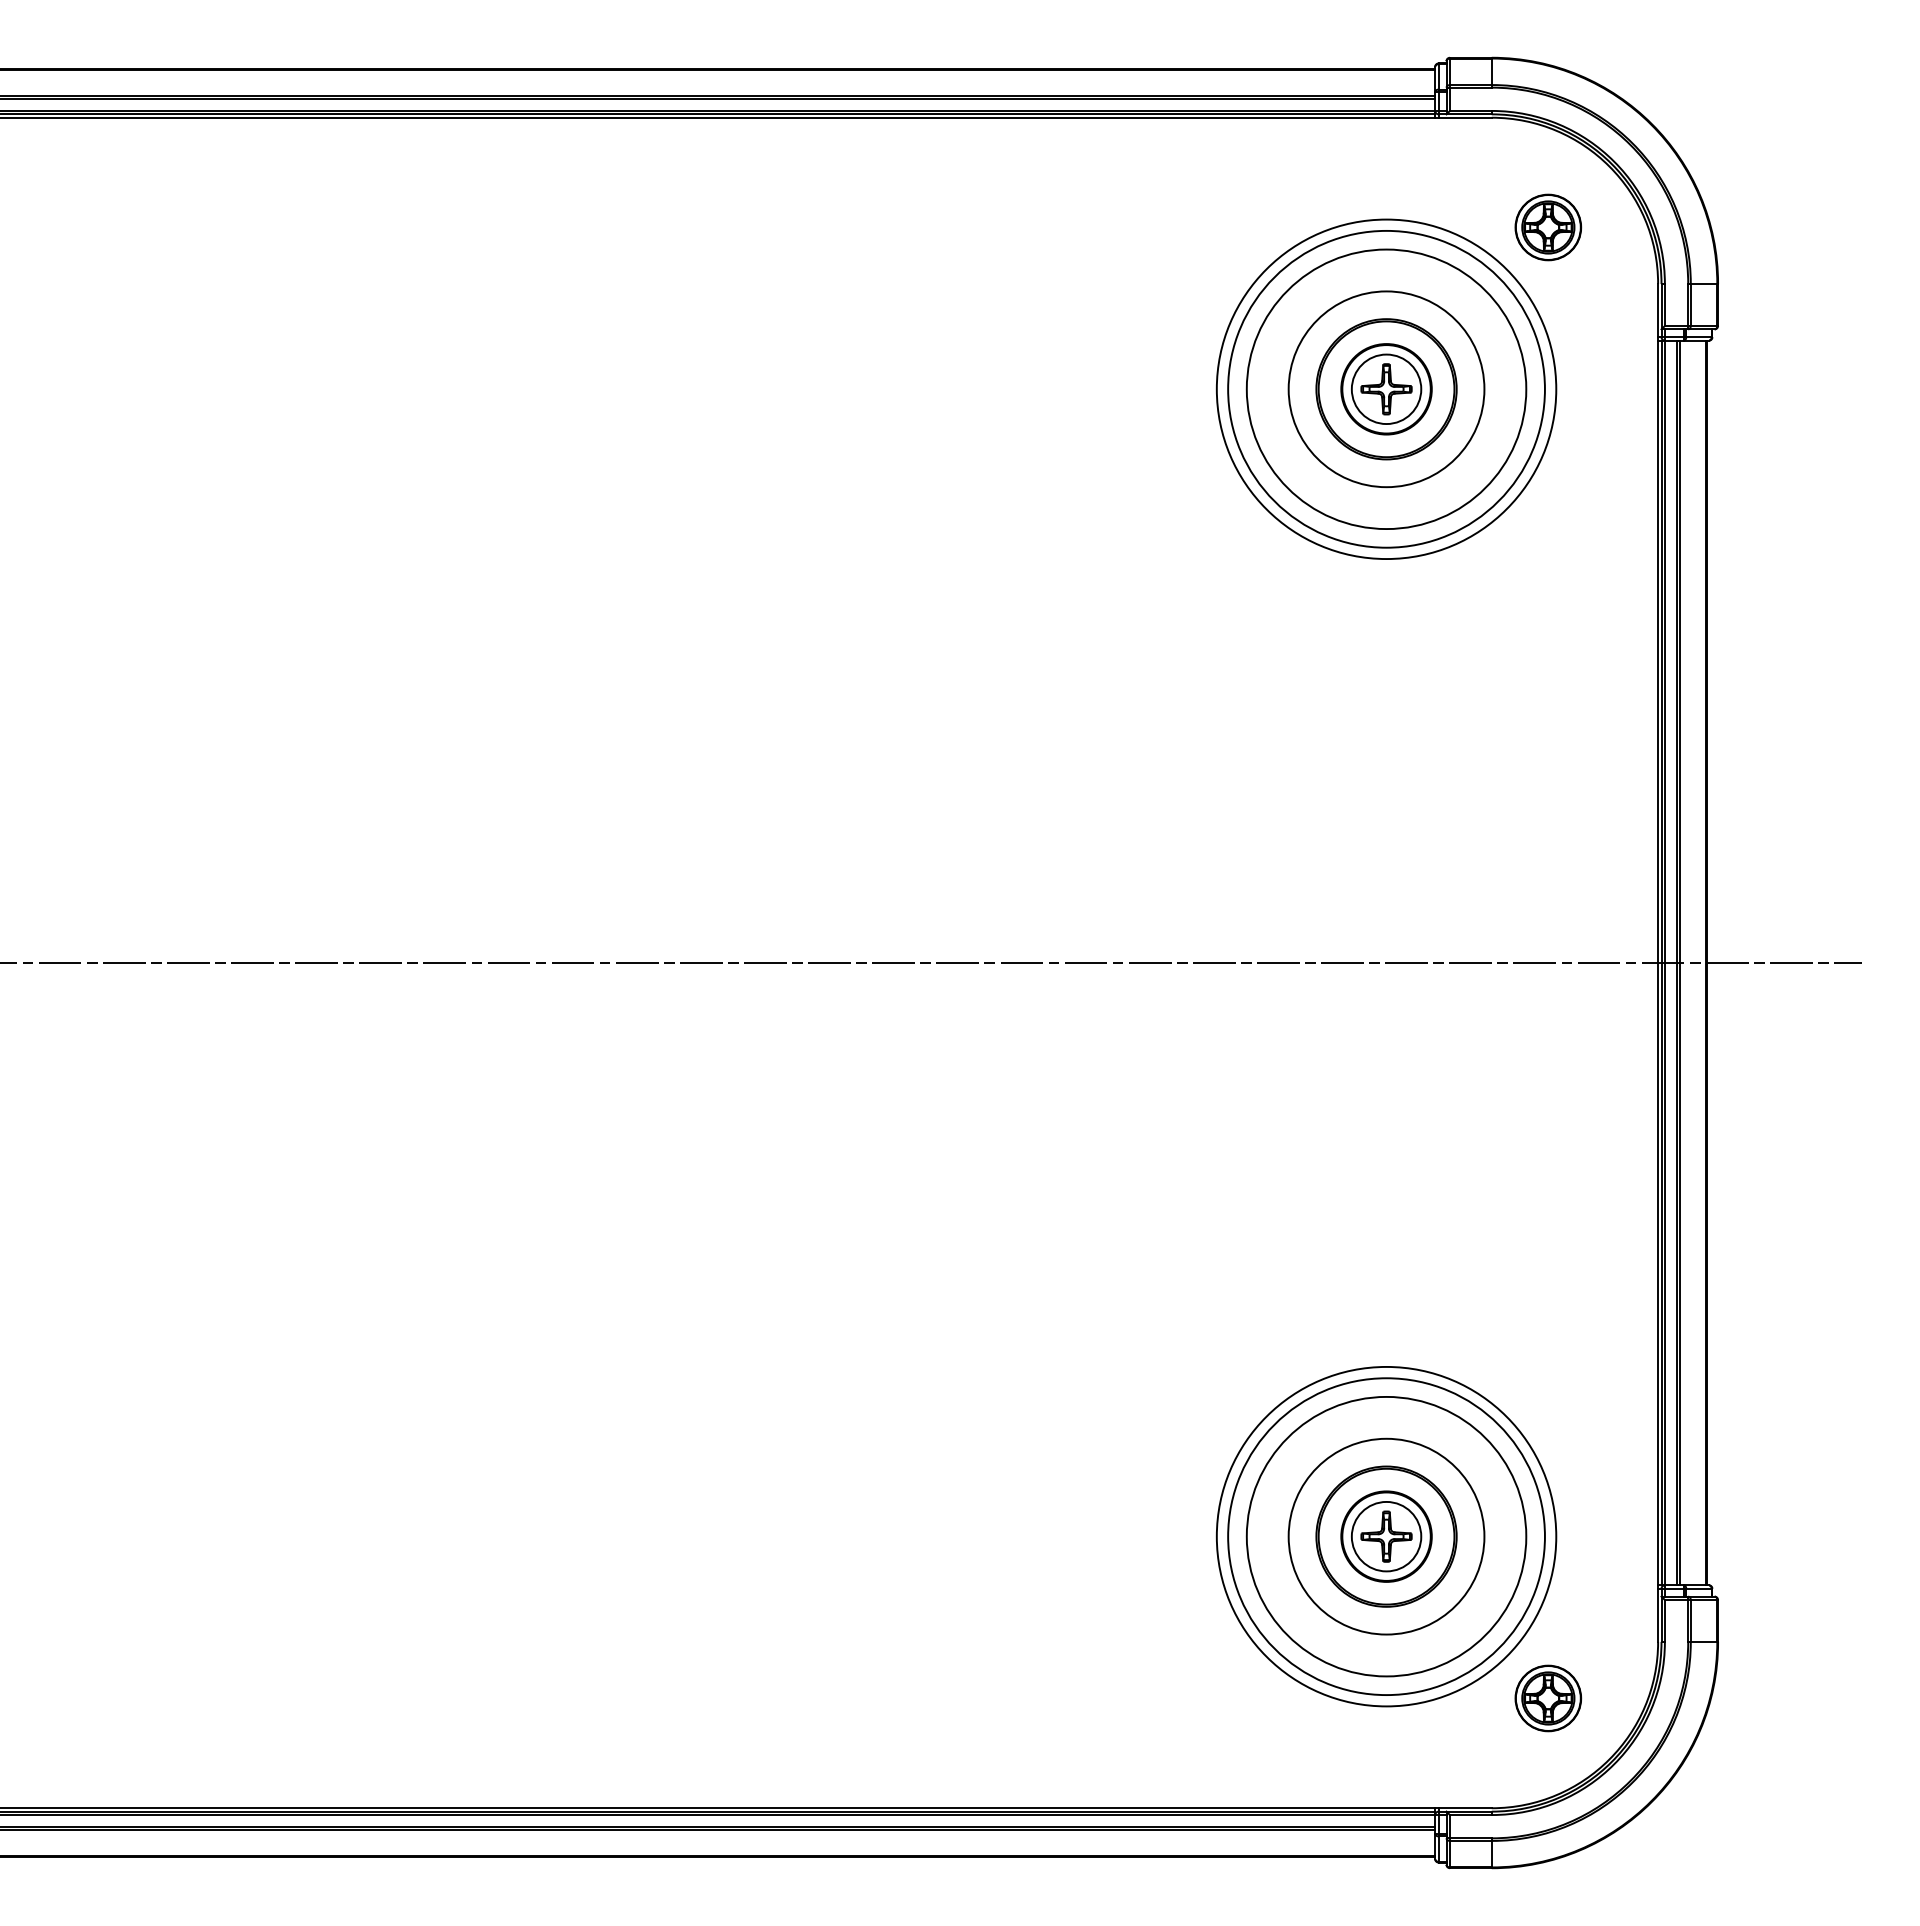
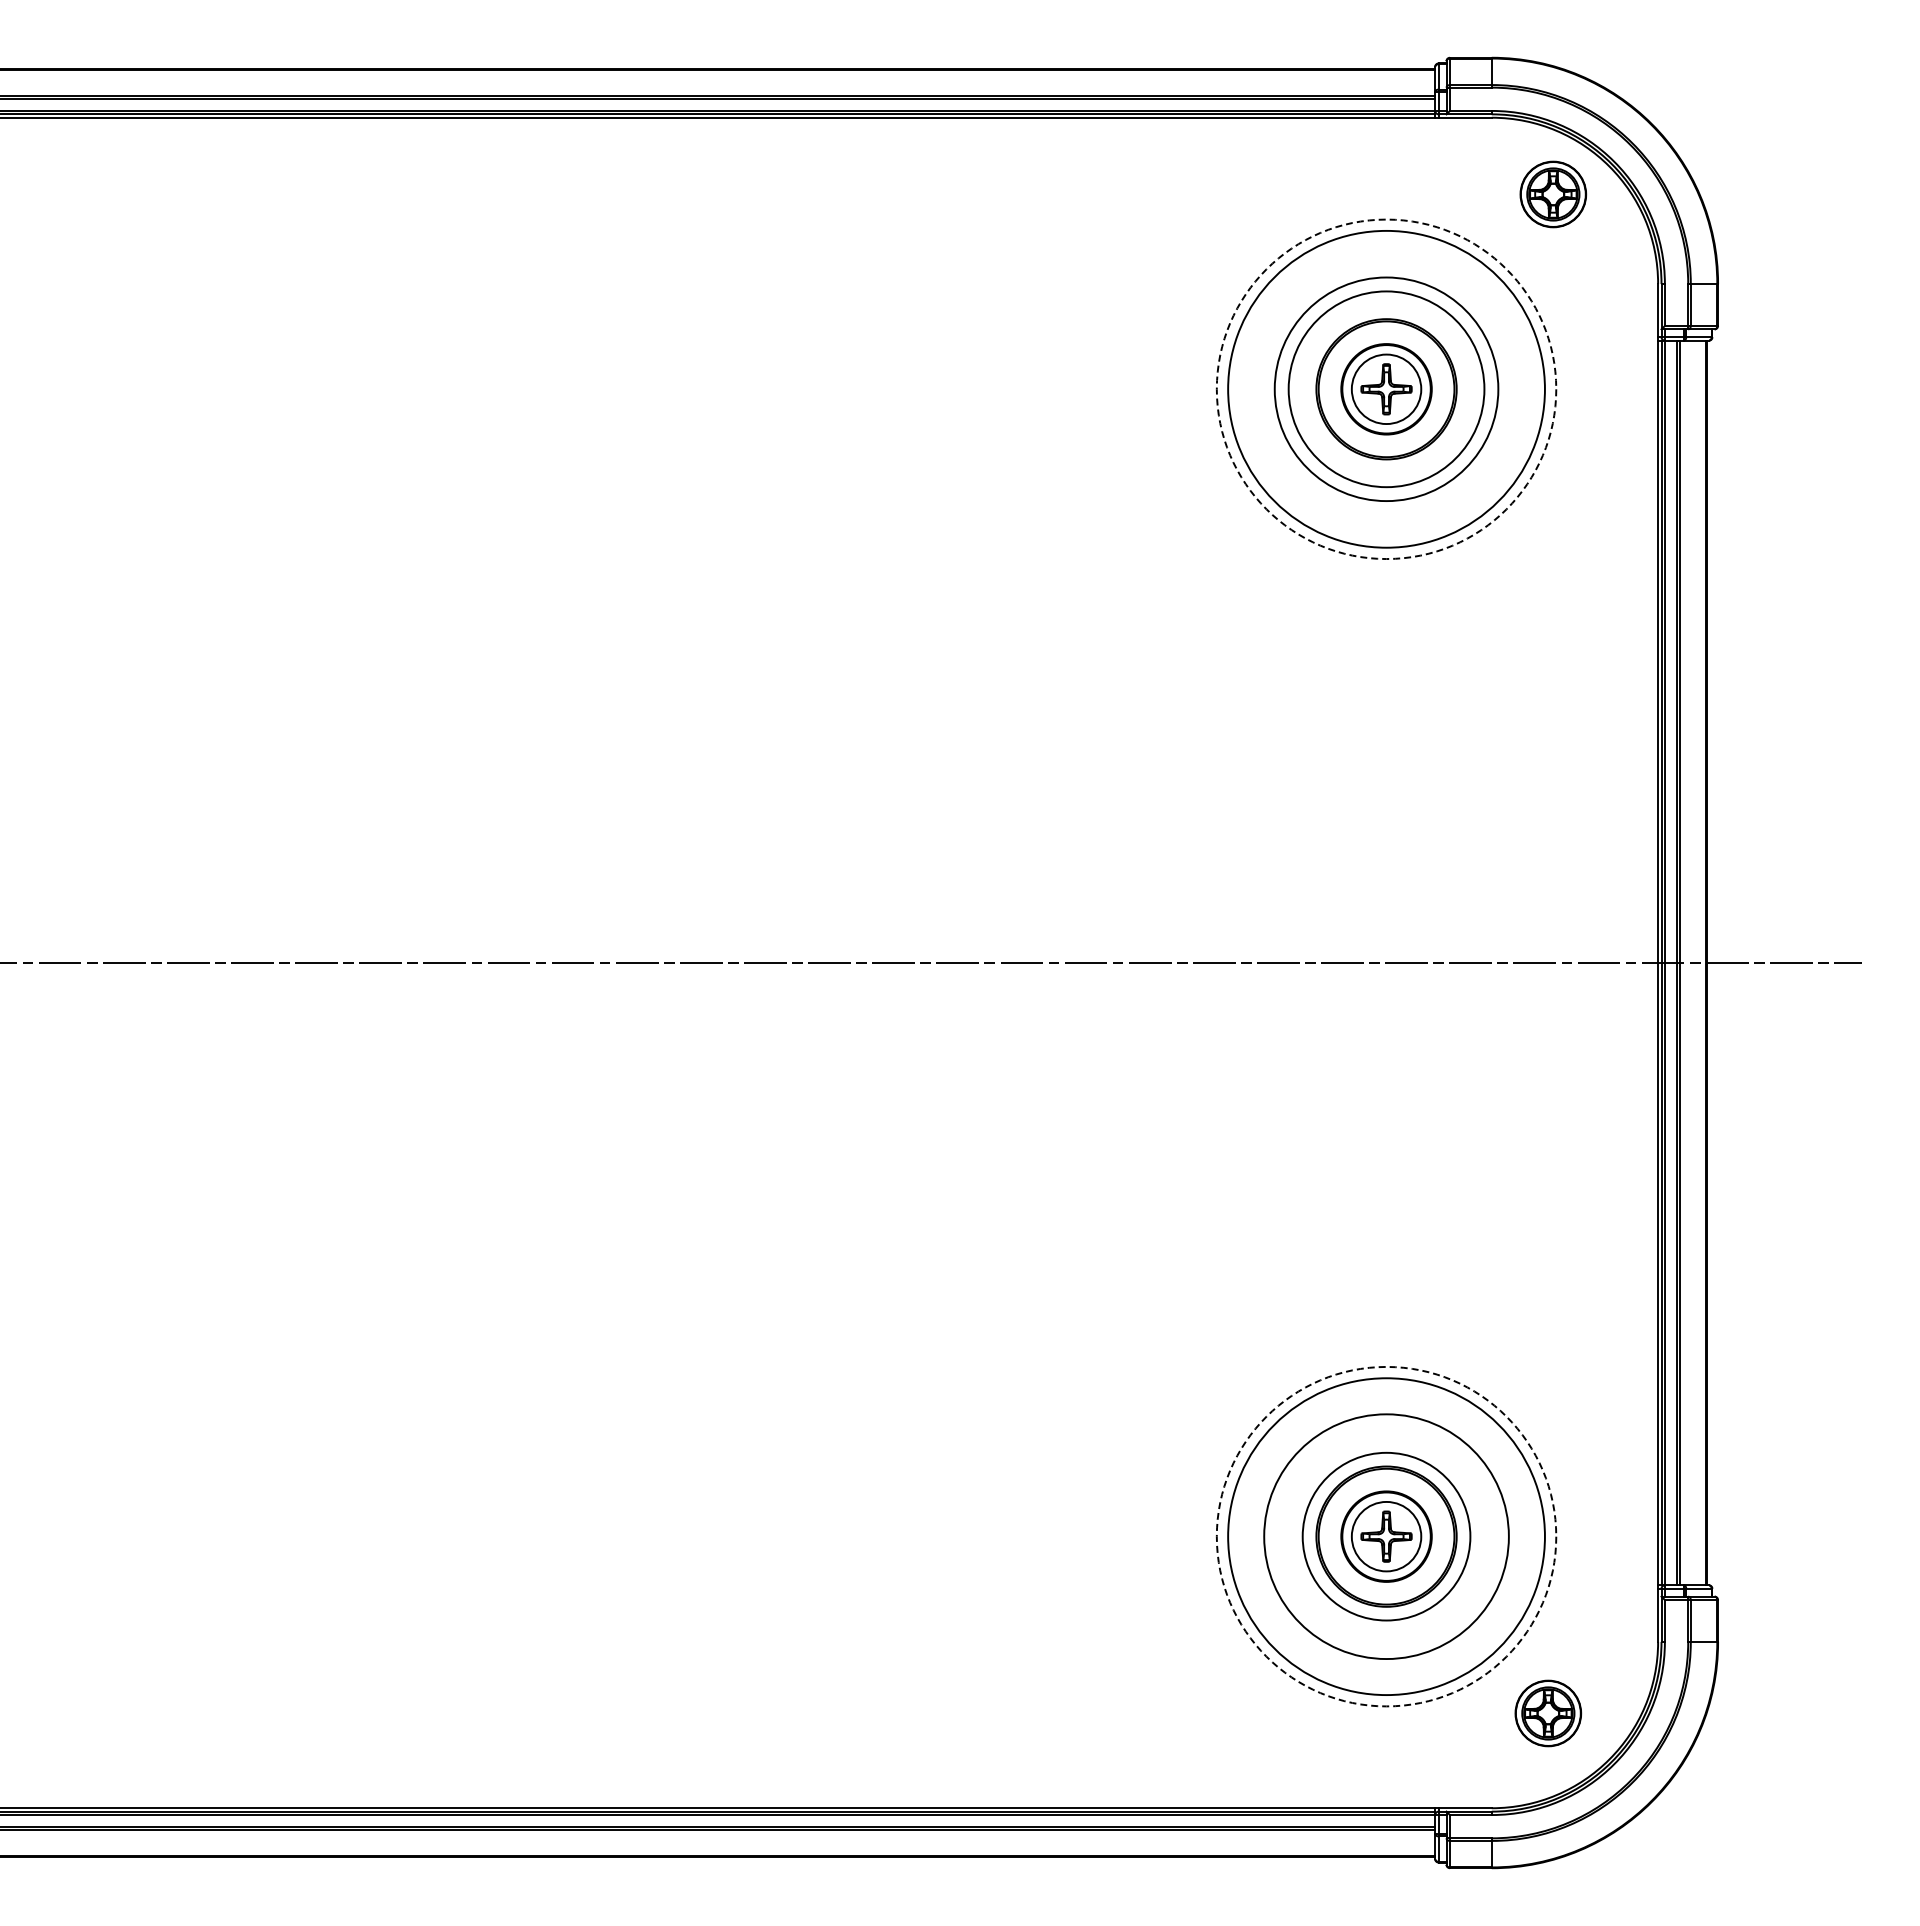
part position: (1548, 227) -> (1553, 194) (1553, 194)
circle diameter: 279 px -> 224 px (1386, 389)
circle: solid -> dashed (1386, 389)
circle diameter: 196 px -> 245 px (1386, 1536)
circle diameter: 279 px -> 168 px (1386, 1536)
circle: solid -> dashed (1386, 1536)
part position: (1548, 1698) -> (1548, 1713) (1548, 1713)
